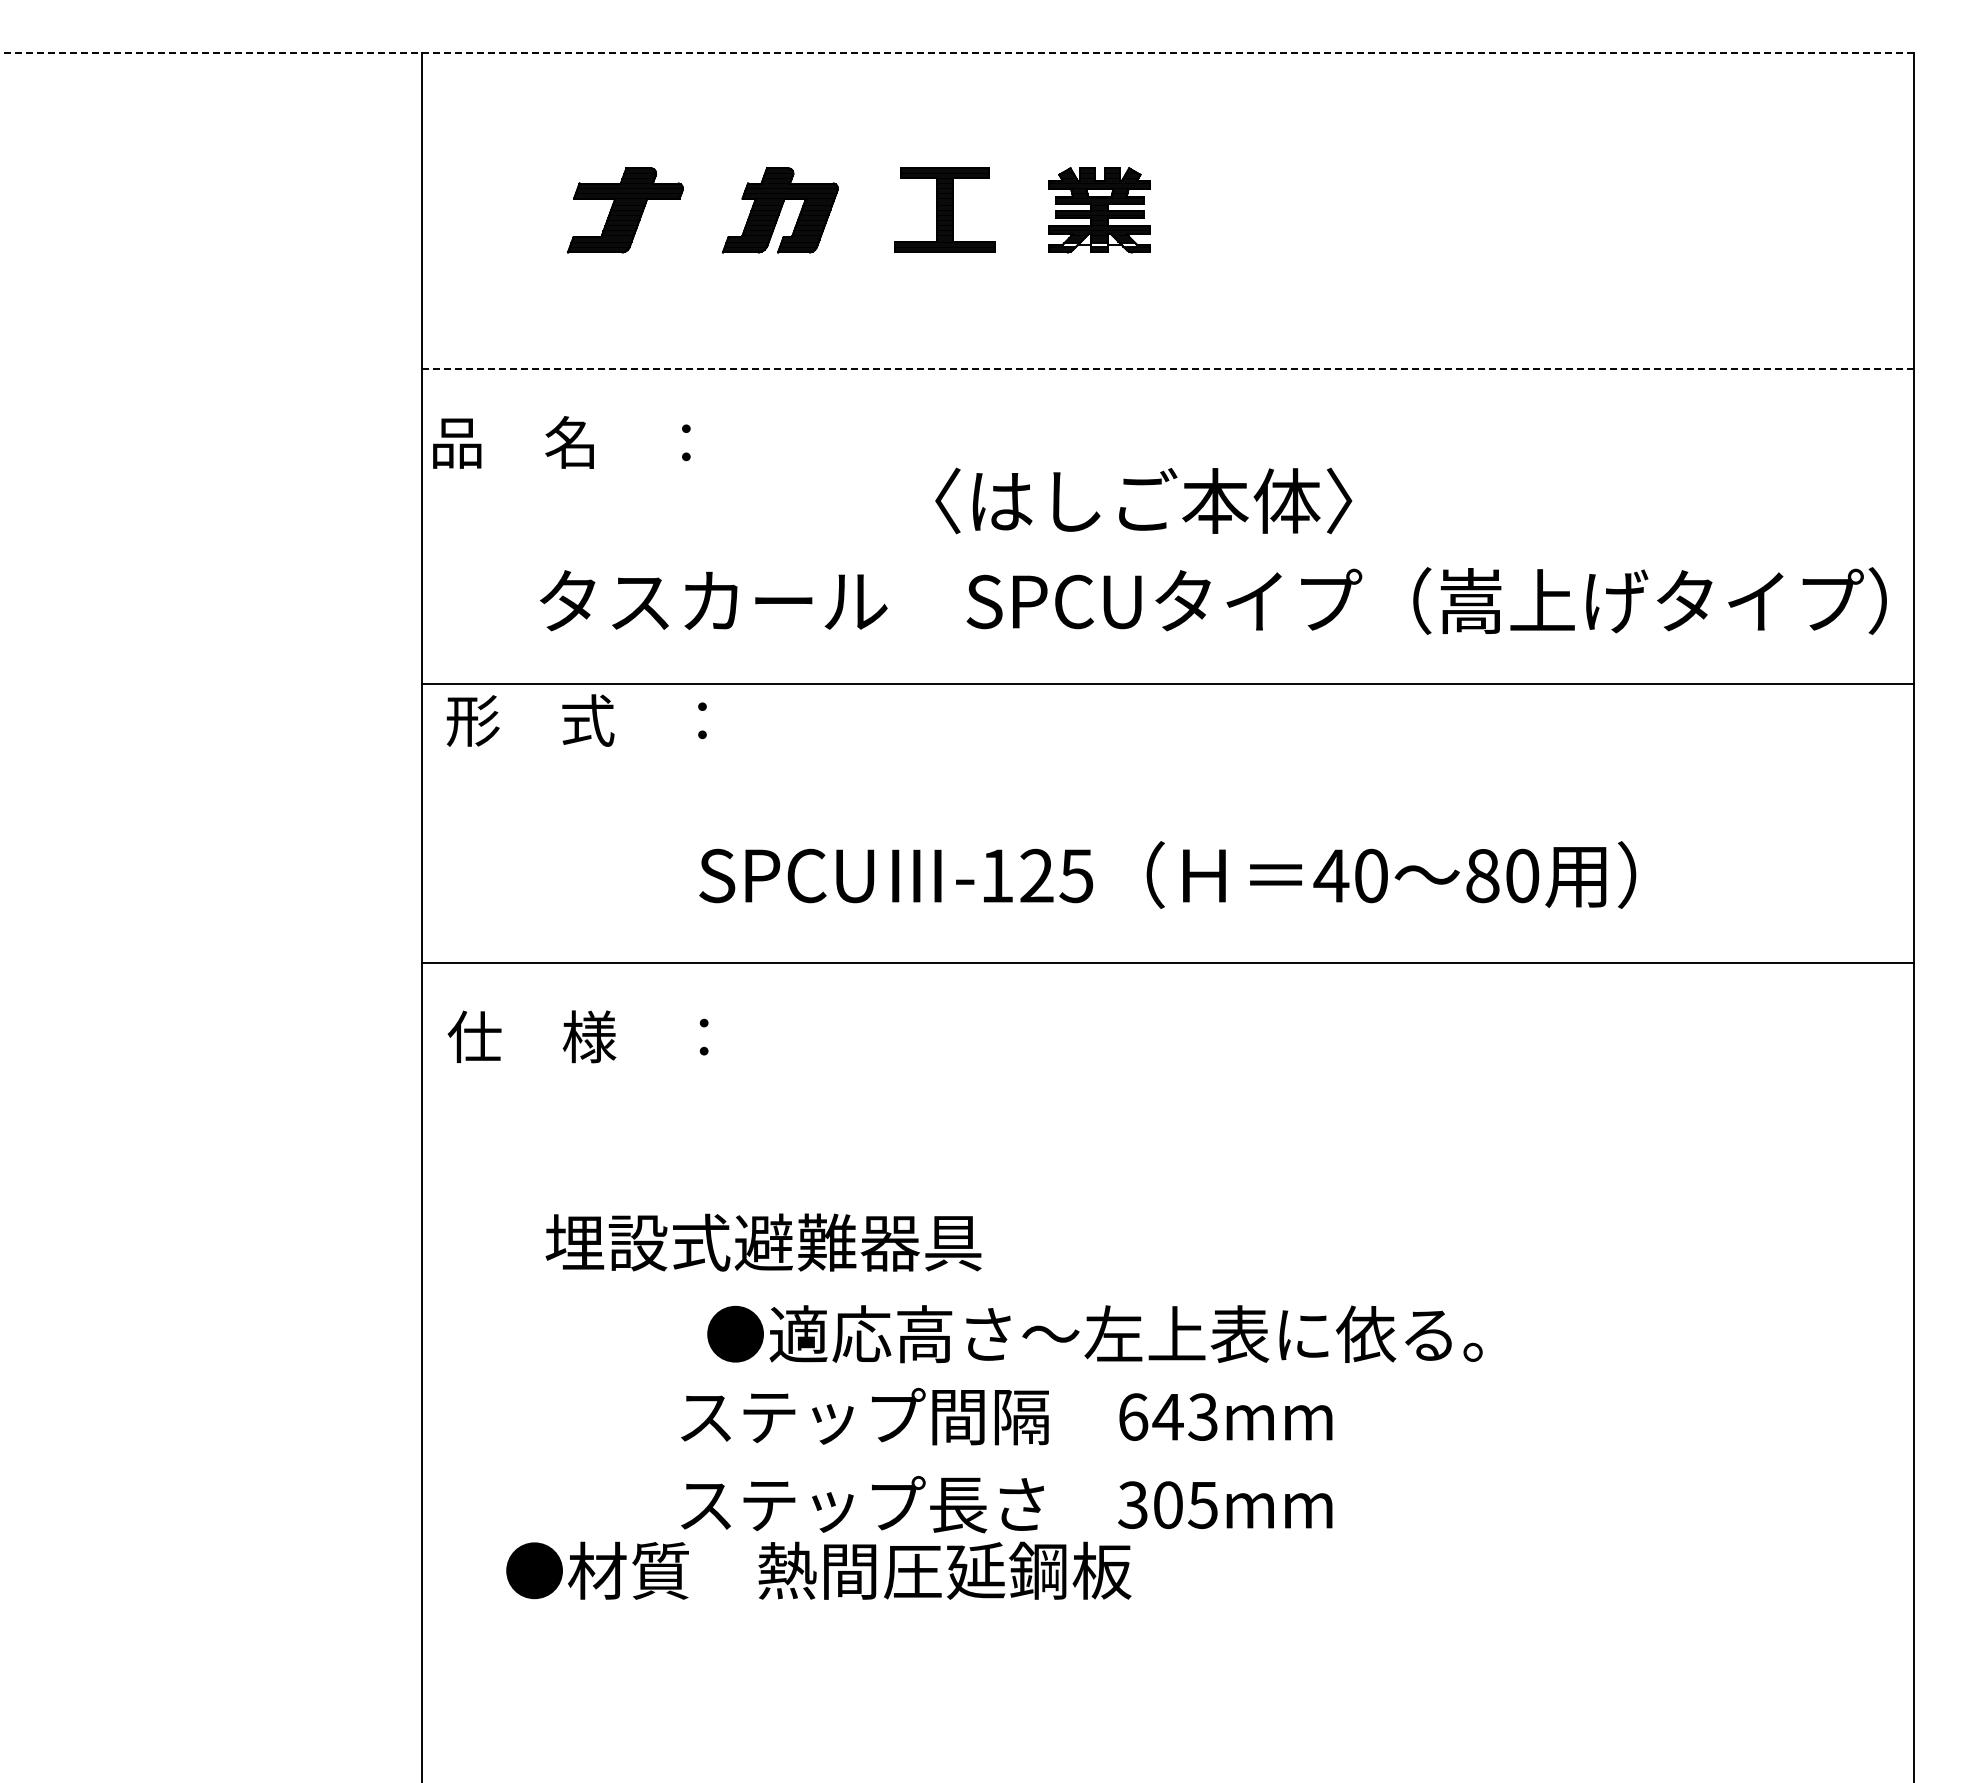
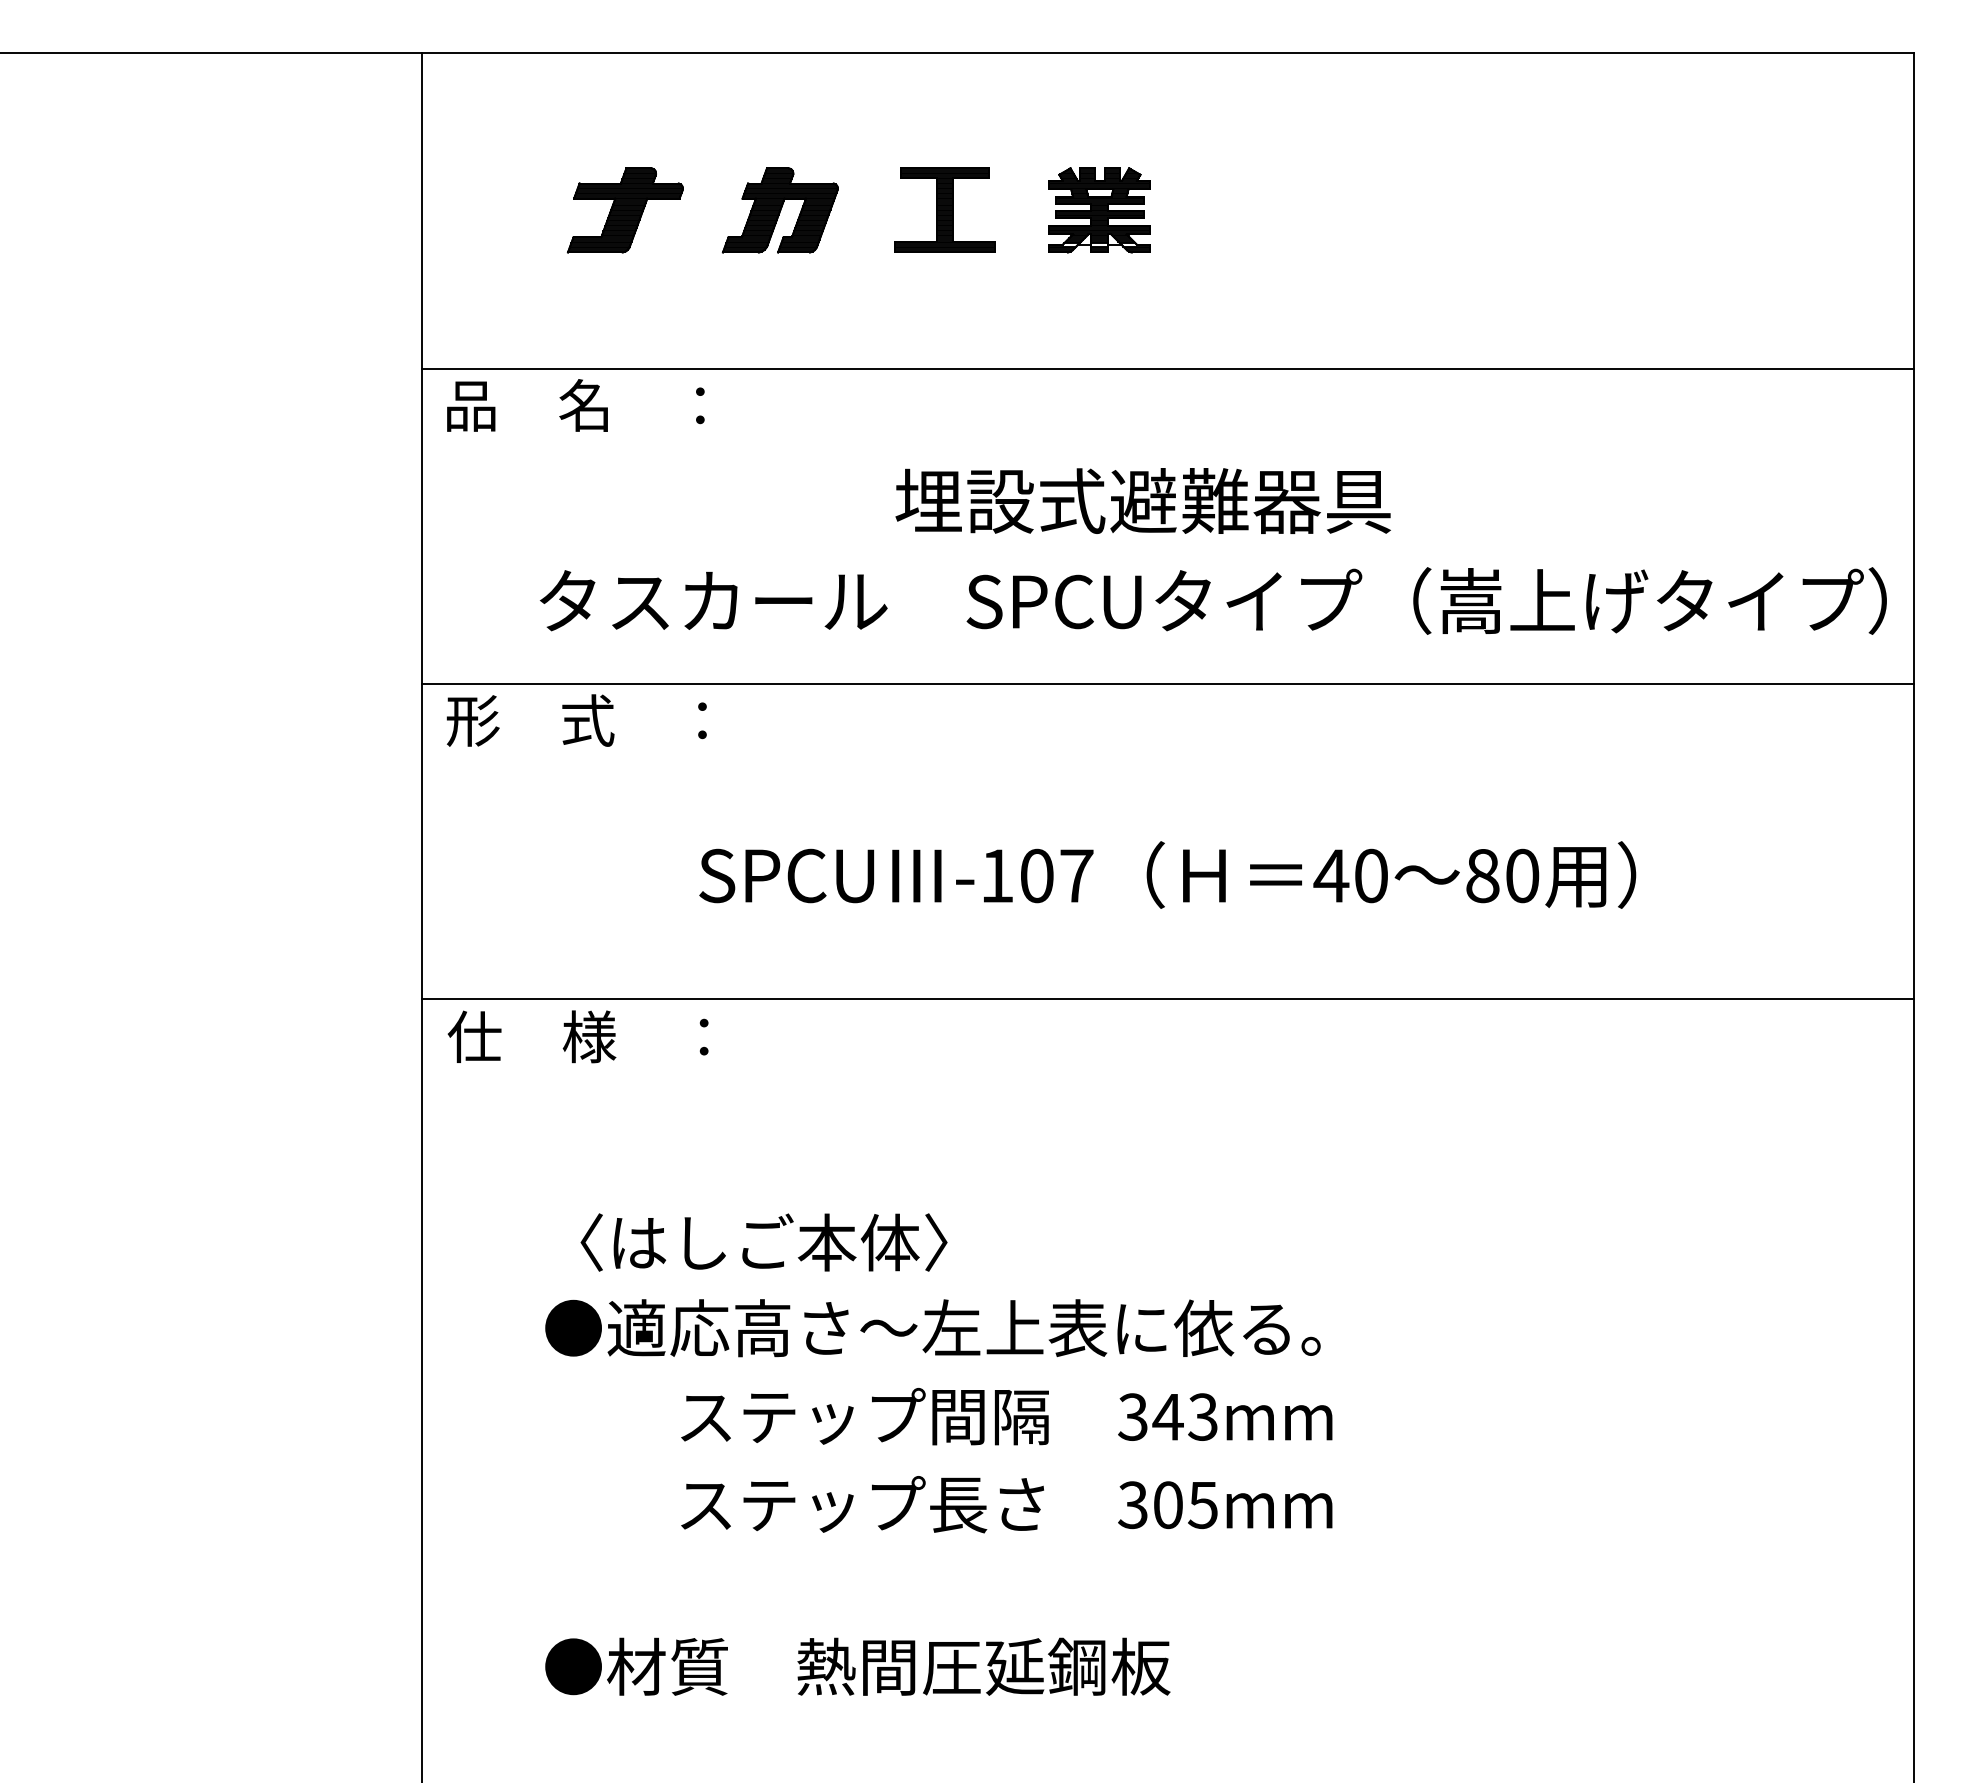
line: dashed -> solid (956, 53)
line: dashed -> solid (1167, 368)
text position: (561, 442) -> (575, 405) (575, 405)
text: 〈はしご本体〉 -> 埋設式避難器具 (1142, 500)
text: -125 -> -107 (1056, 875)
line position: (1167, 962) -> (1167, 998) (1167, 998)
text: 埋設式避難器具 -> 〈はしご本体〉 (763, 1242)
text position: (1094, 1334) -> (932, 1328) (932, 1328)
text: 643mm -> 343mm (1133, 1416)
text position: (818, 1570) -> (857, 1666) (857, 1666)
